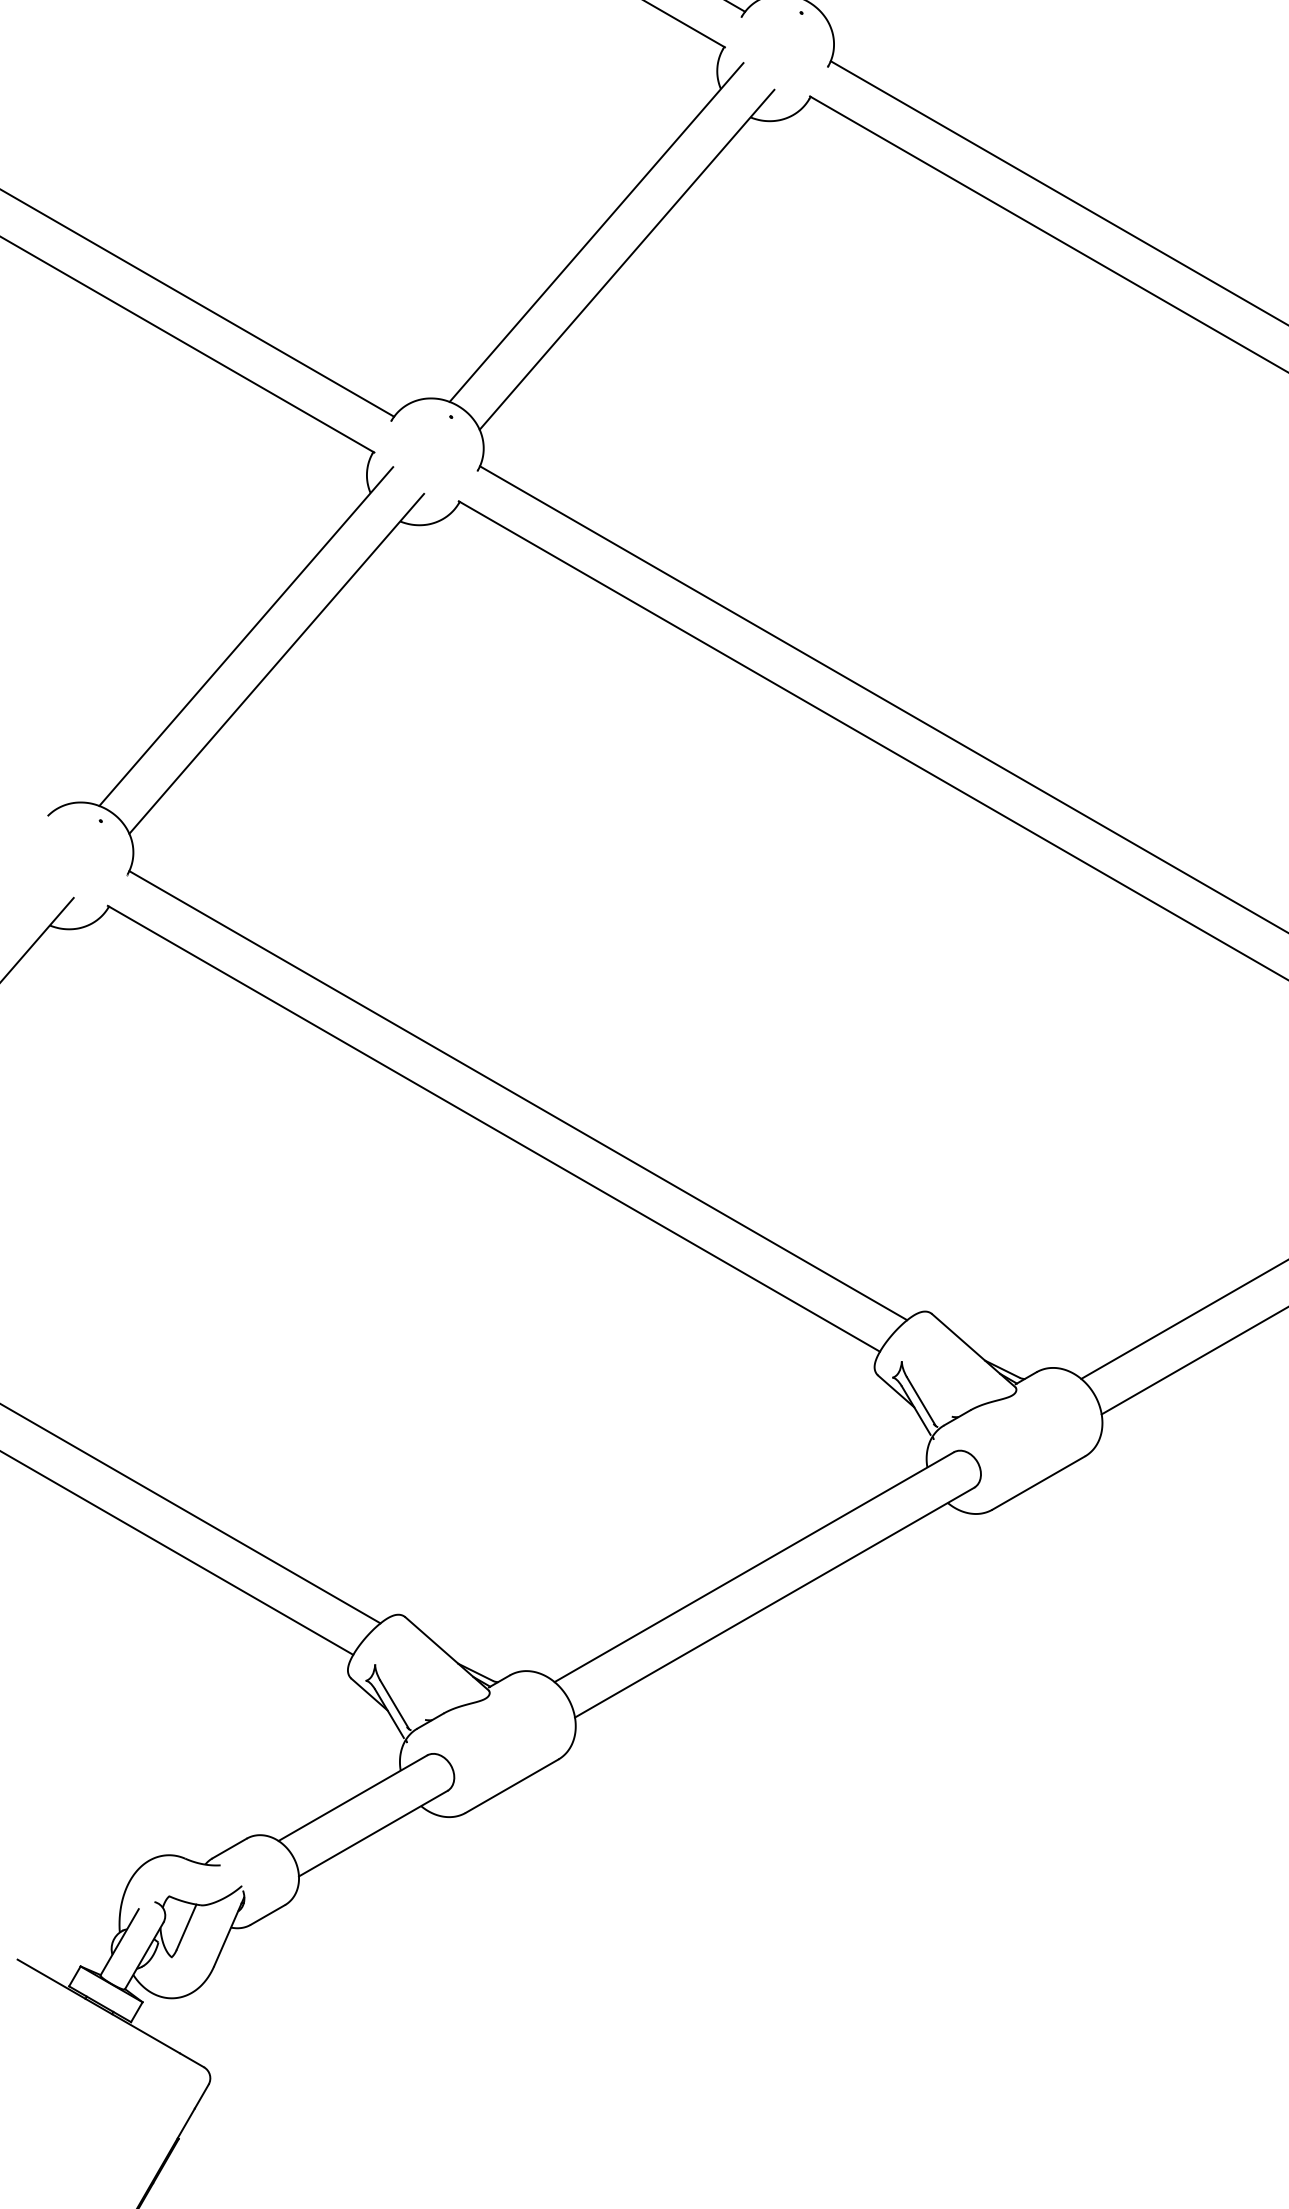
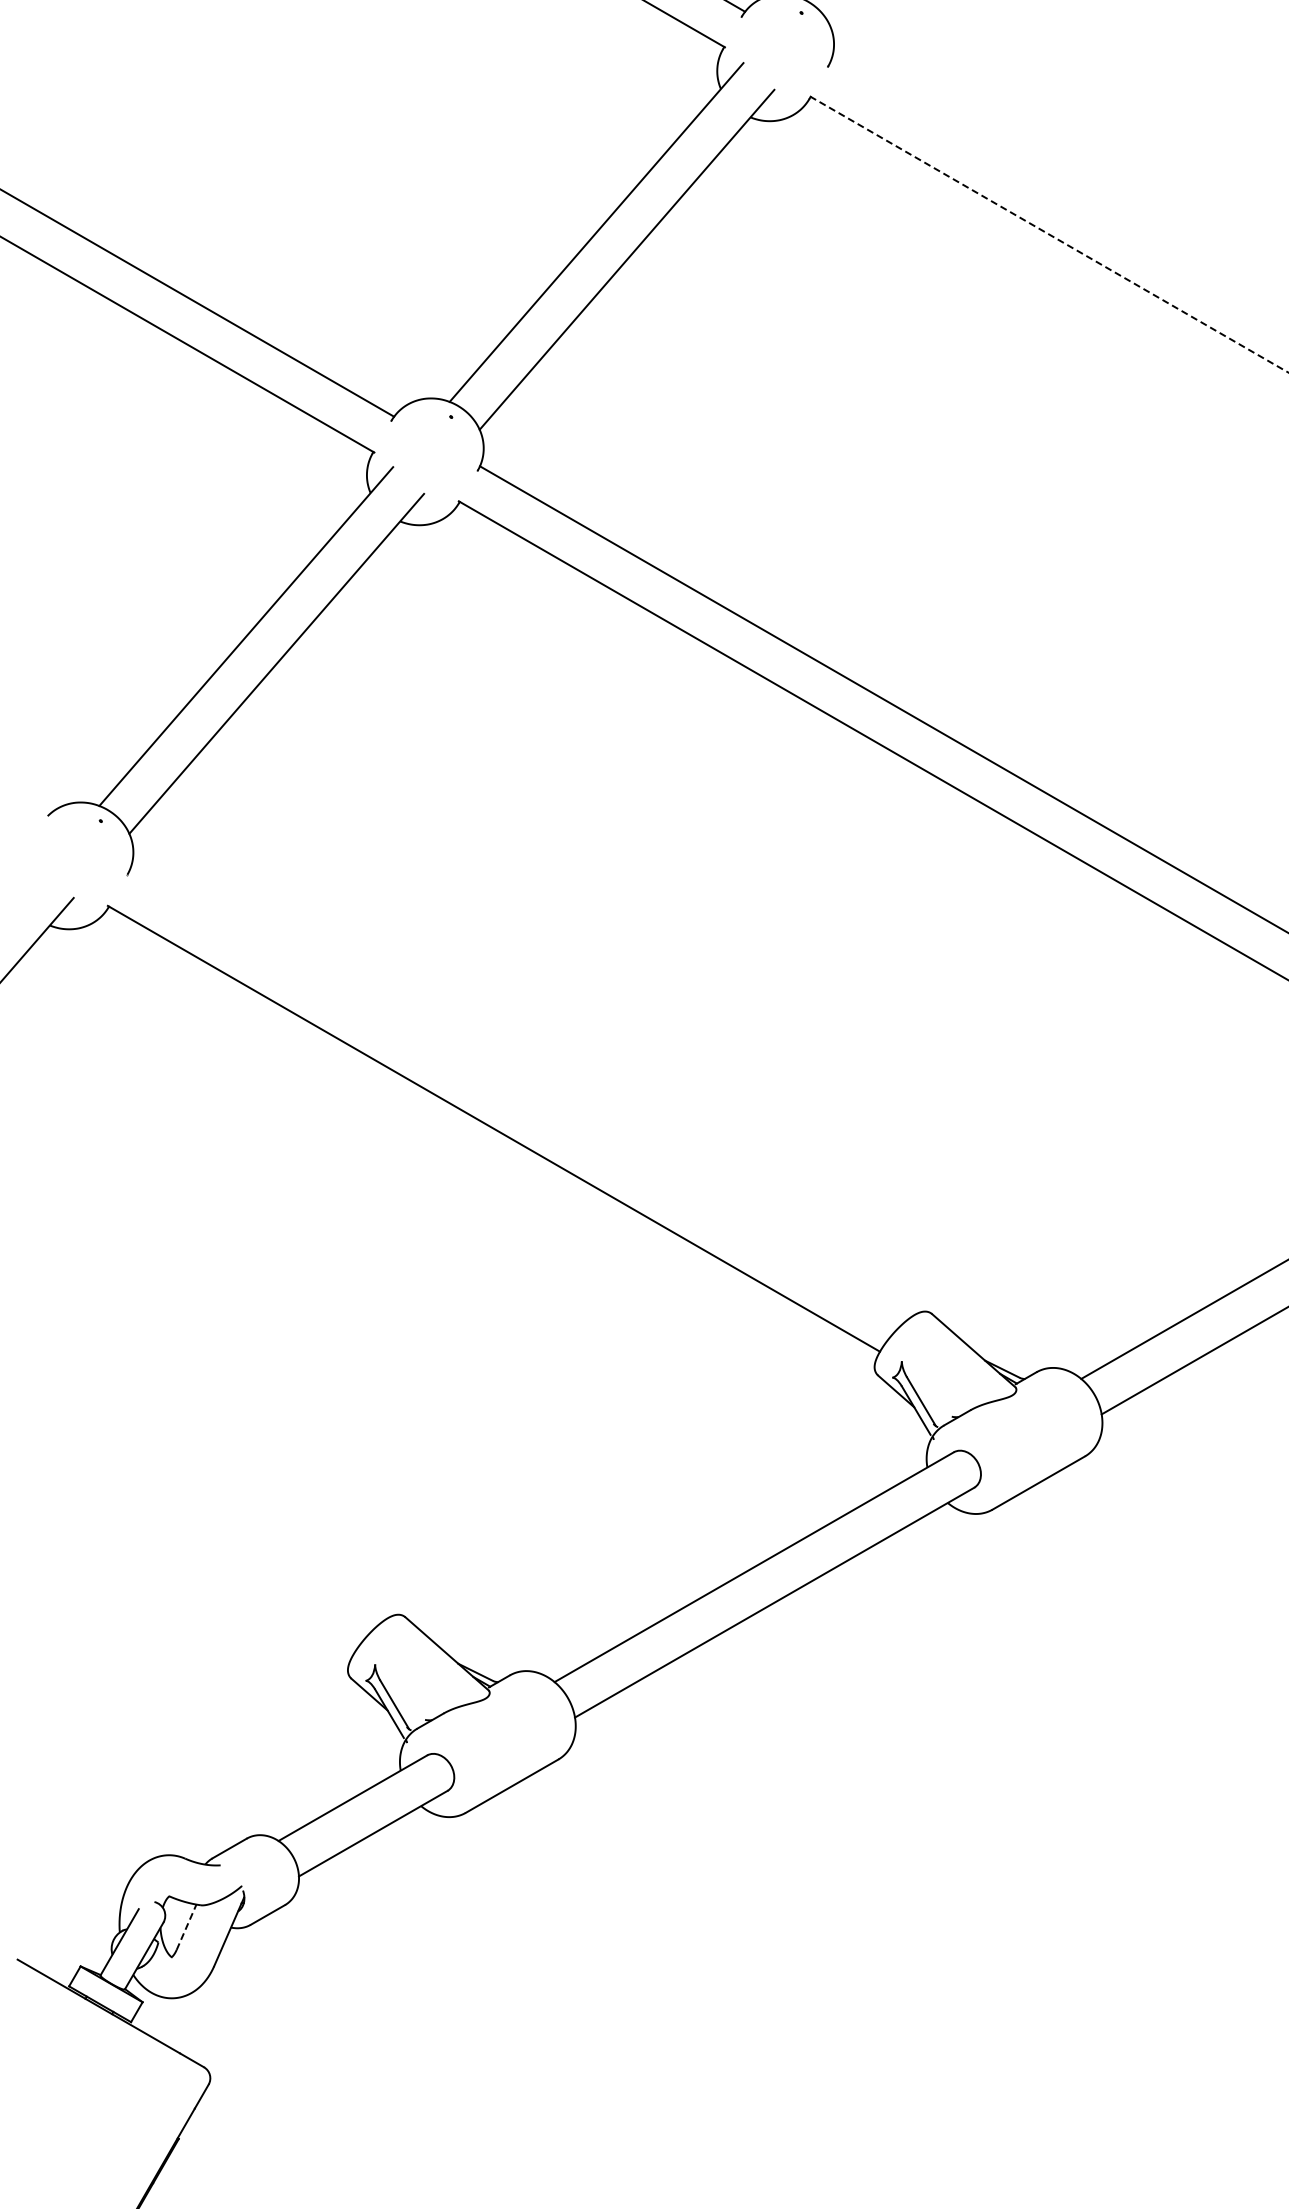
line: present -> none (1057, 192)
line: solid -> dashed (1049, 234)
line: present -> none (518, 1095)
line: present -> none (191, 1514)
line: present -> none (177, 1553)
line: solid -> dashed (186, 1927)
